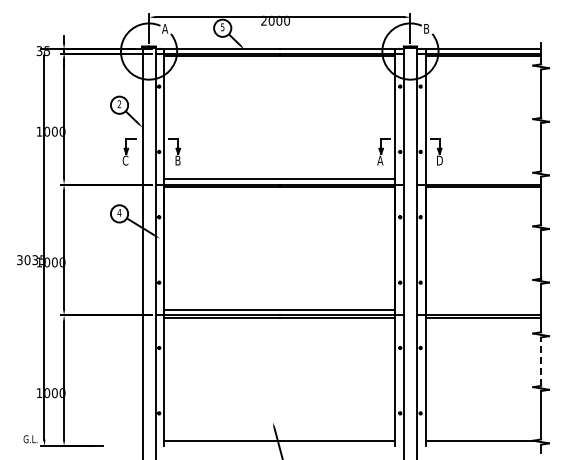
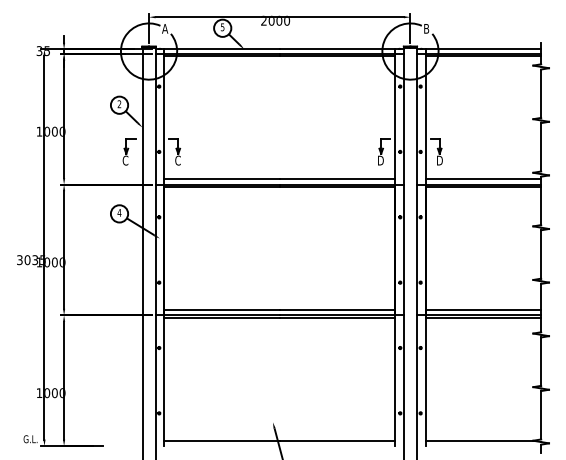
text: B -> C (177, 160)
text: A -> D (380, 160)
line: none -> present (483, 179)
line: none -> present (483, 309)
line: dashed -> solid (541, 361)
